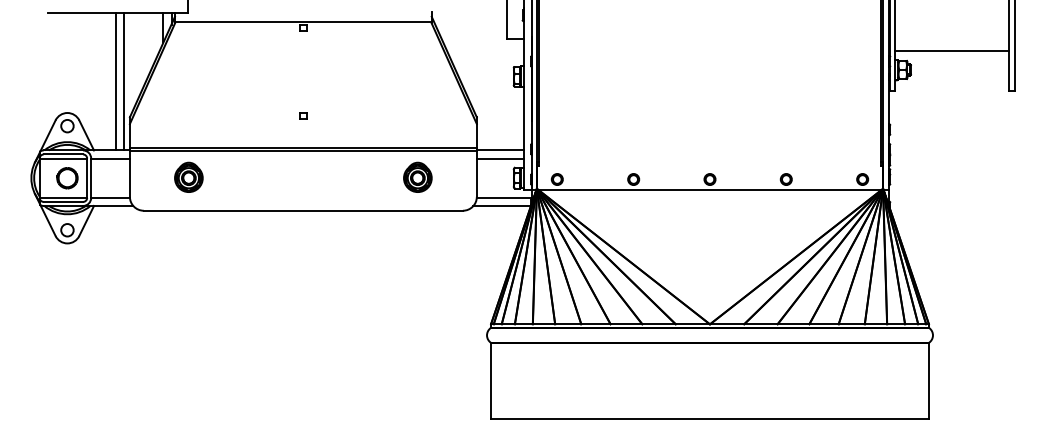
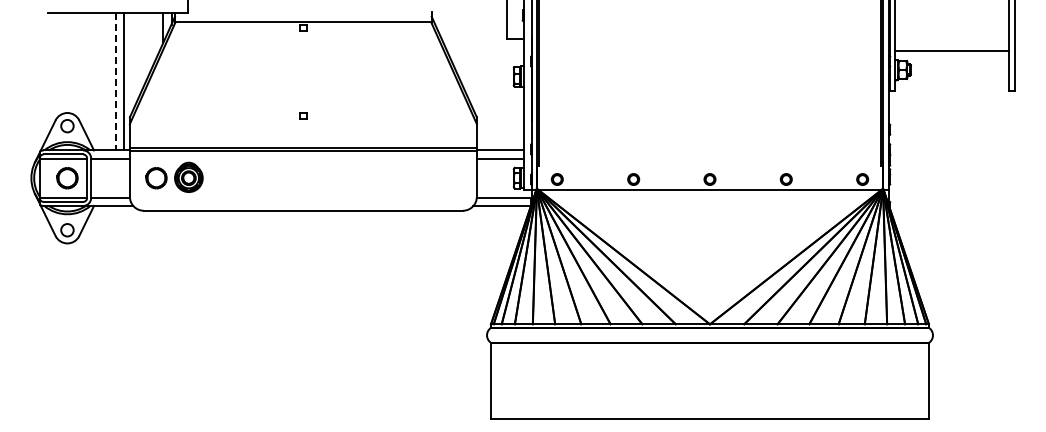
line: solid -> dashed (116, 81)
part: present -> none (417, 176)
part: none -> present (156, 178)
